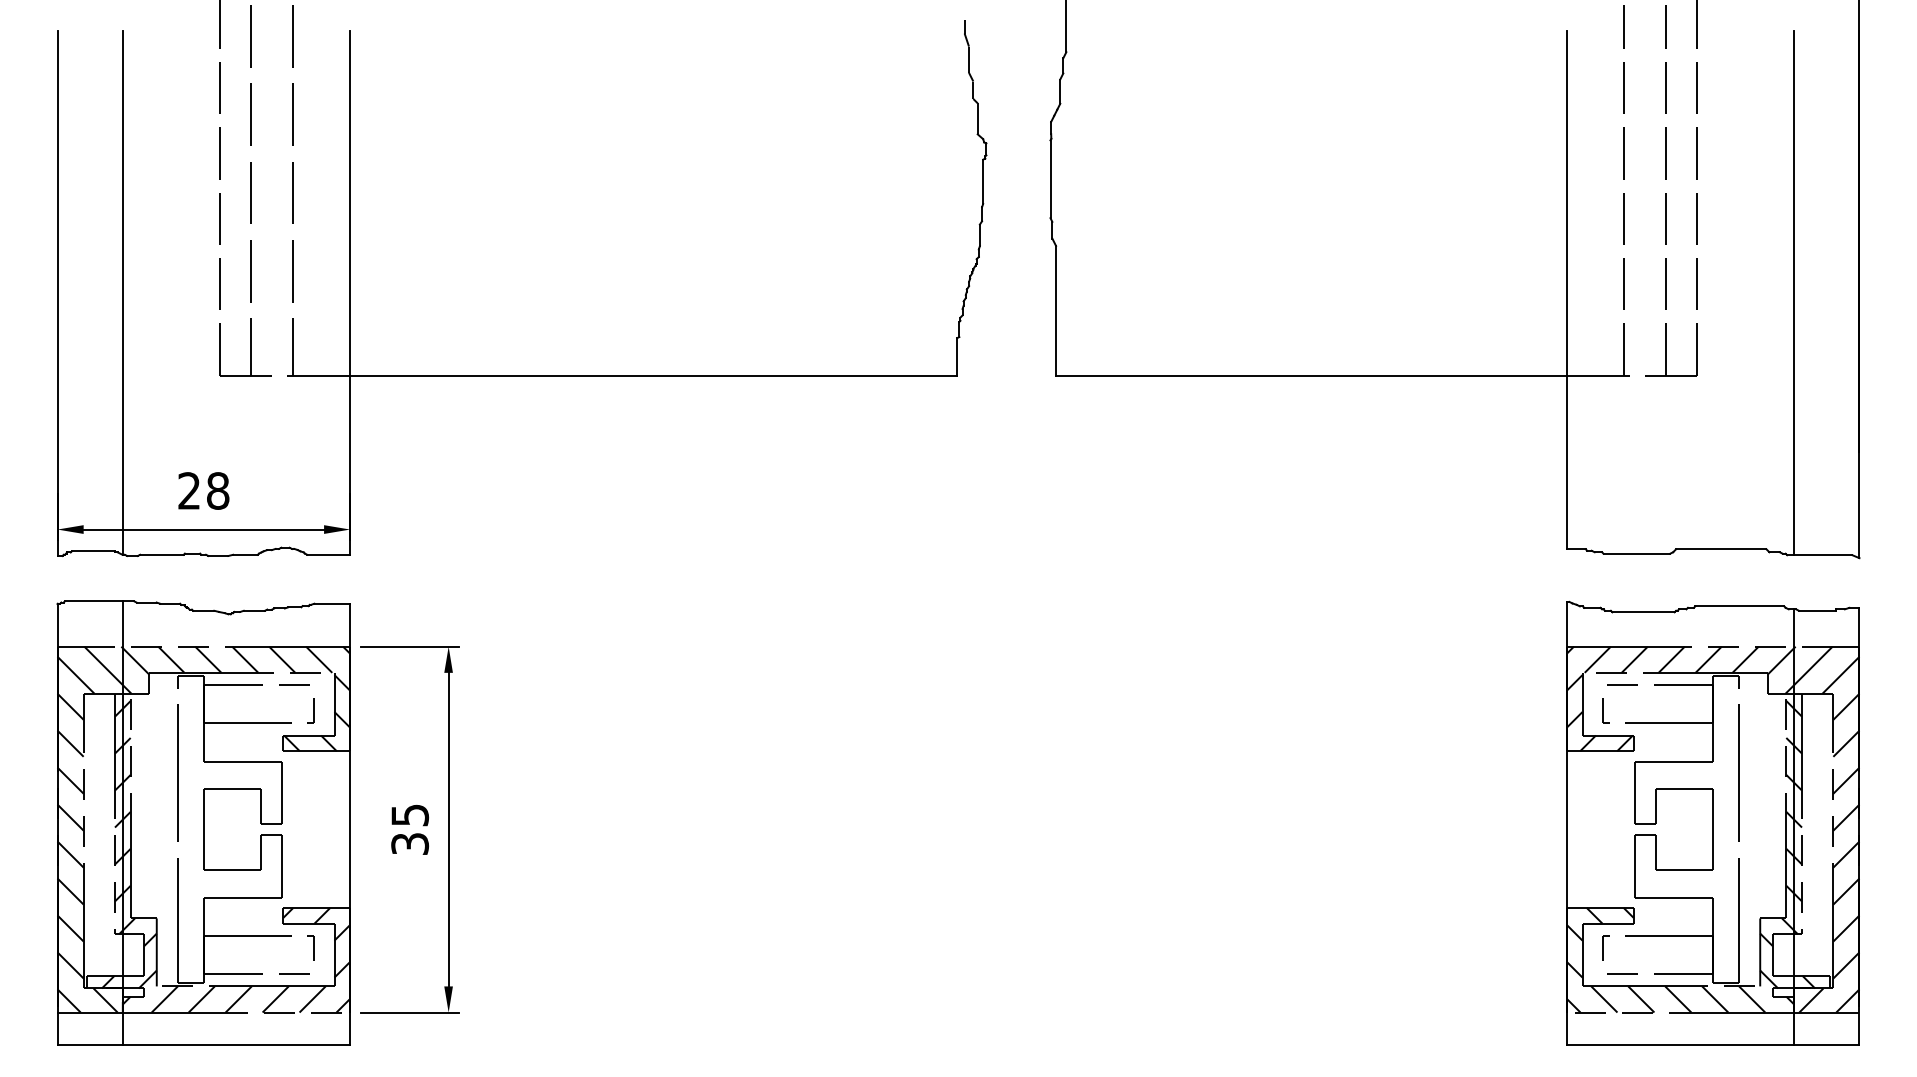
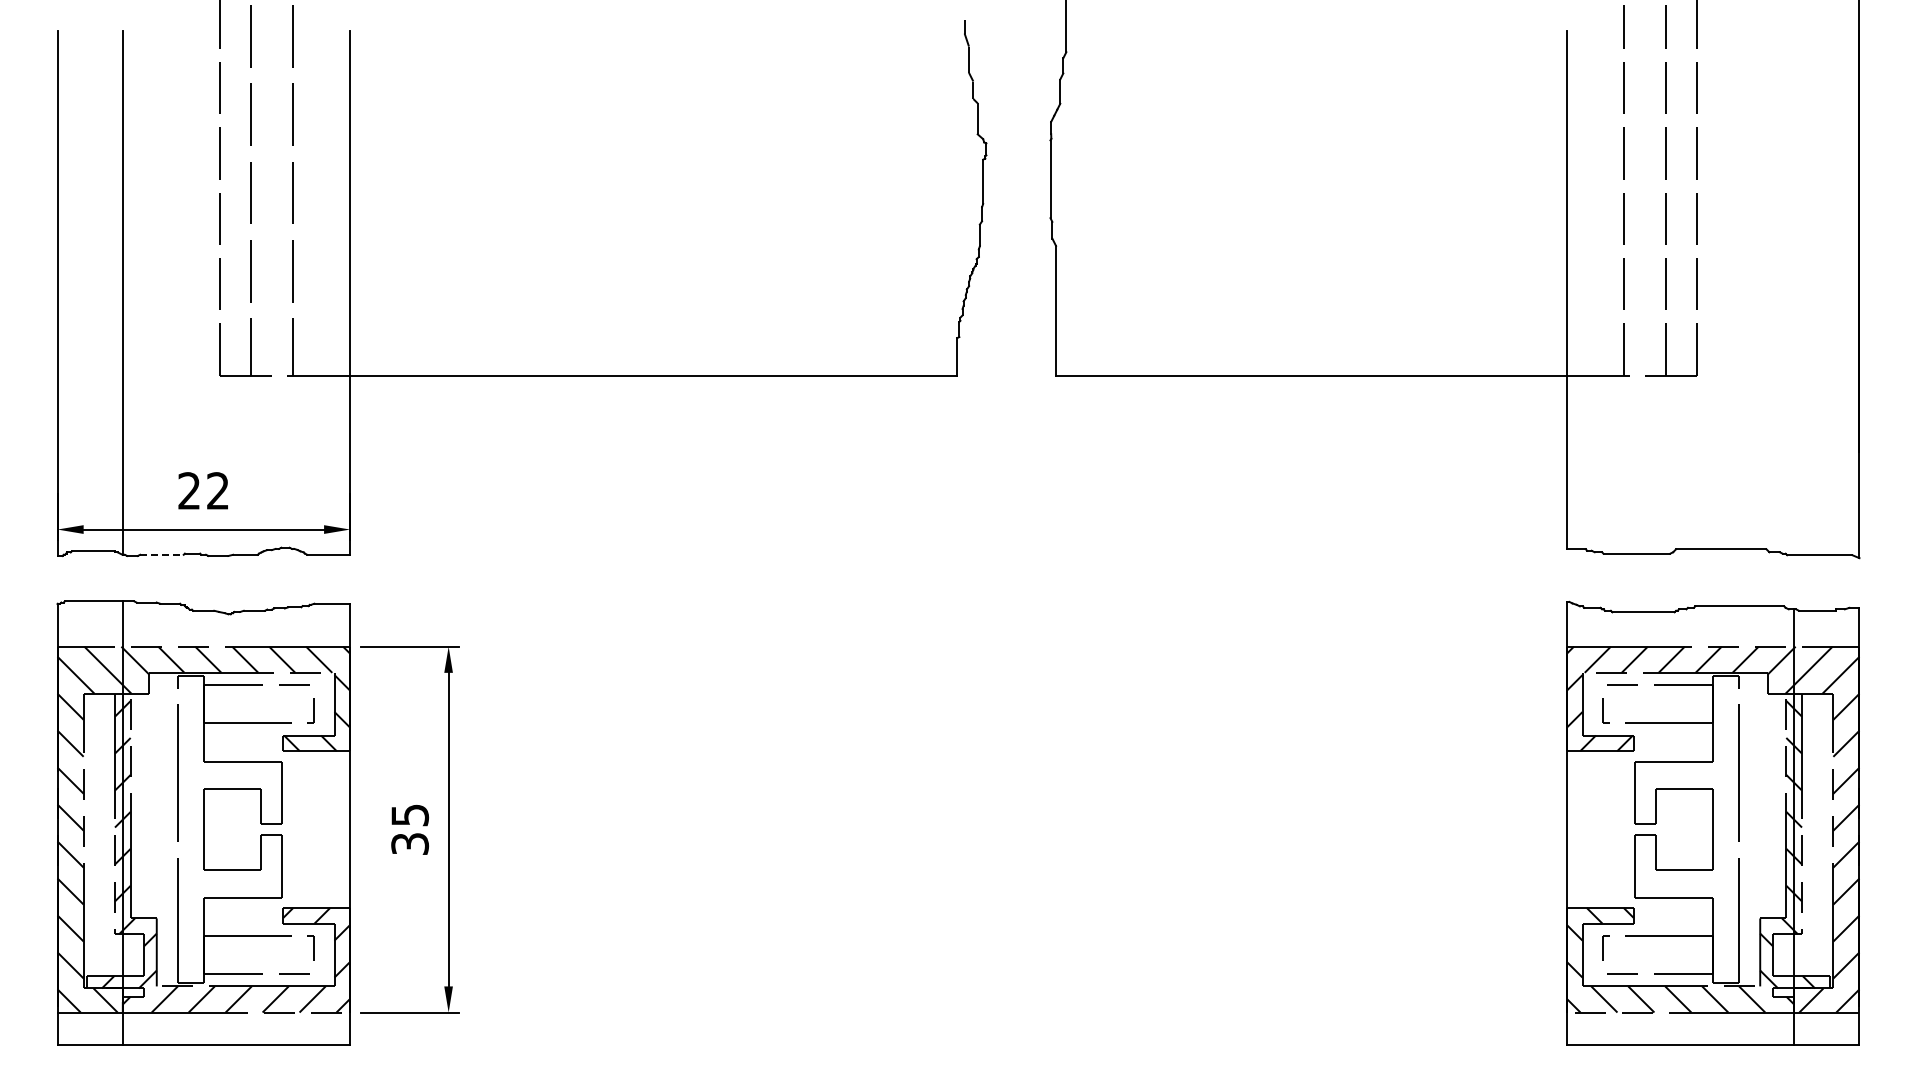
line: present -> none (1794, 293)
text: 28 -> 22 (218, 490)
line: solid -> dashed (161, 554)
